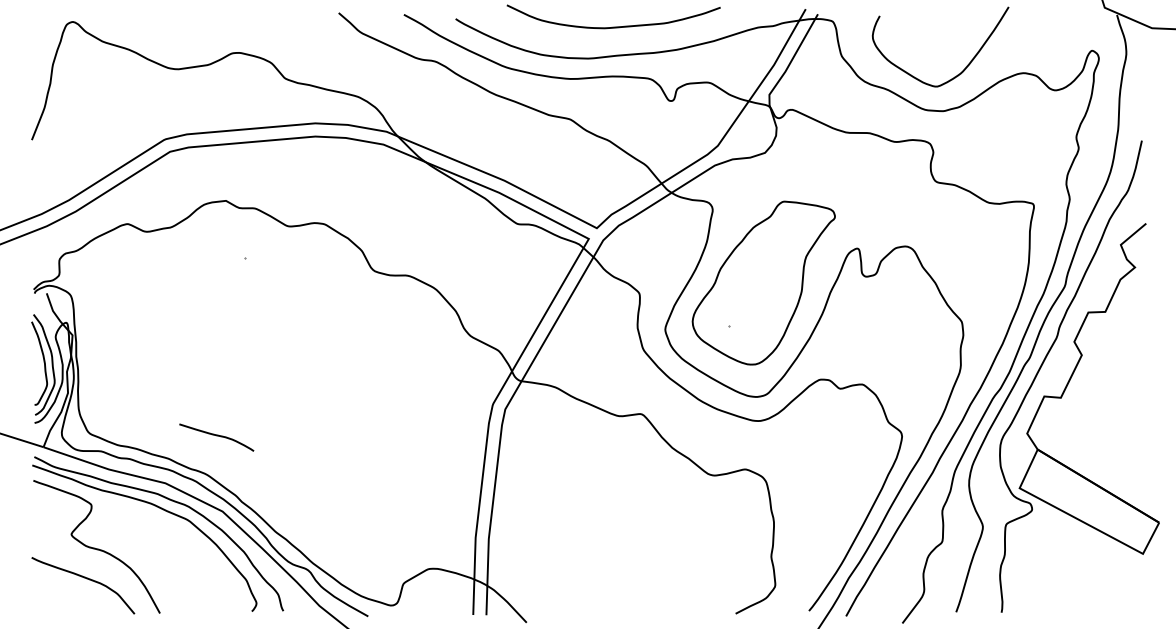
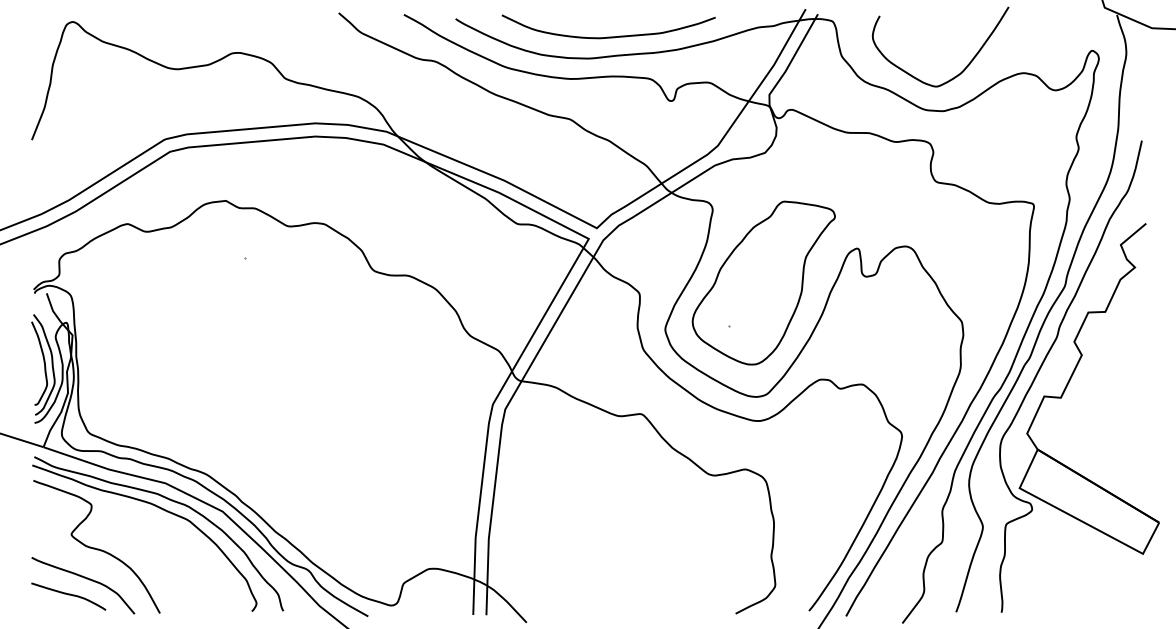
curve position: (613, 26) -> (608, 36) (608, 36)
curve position: (216, 436) -> (68, 595) (68, 595)
